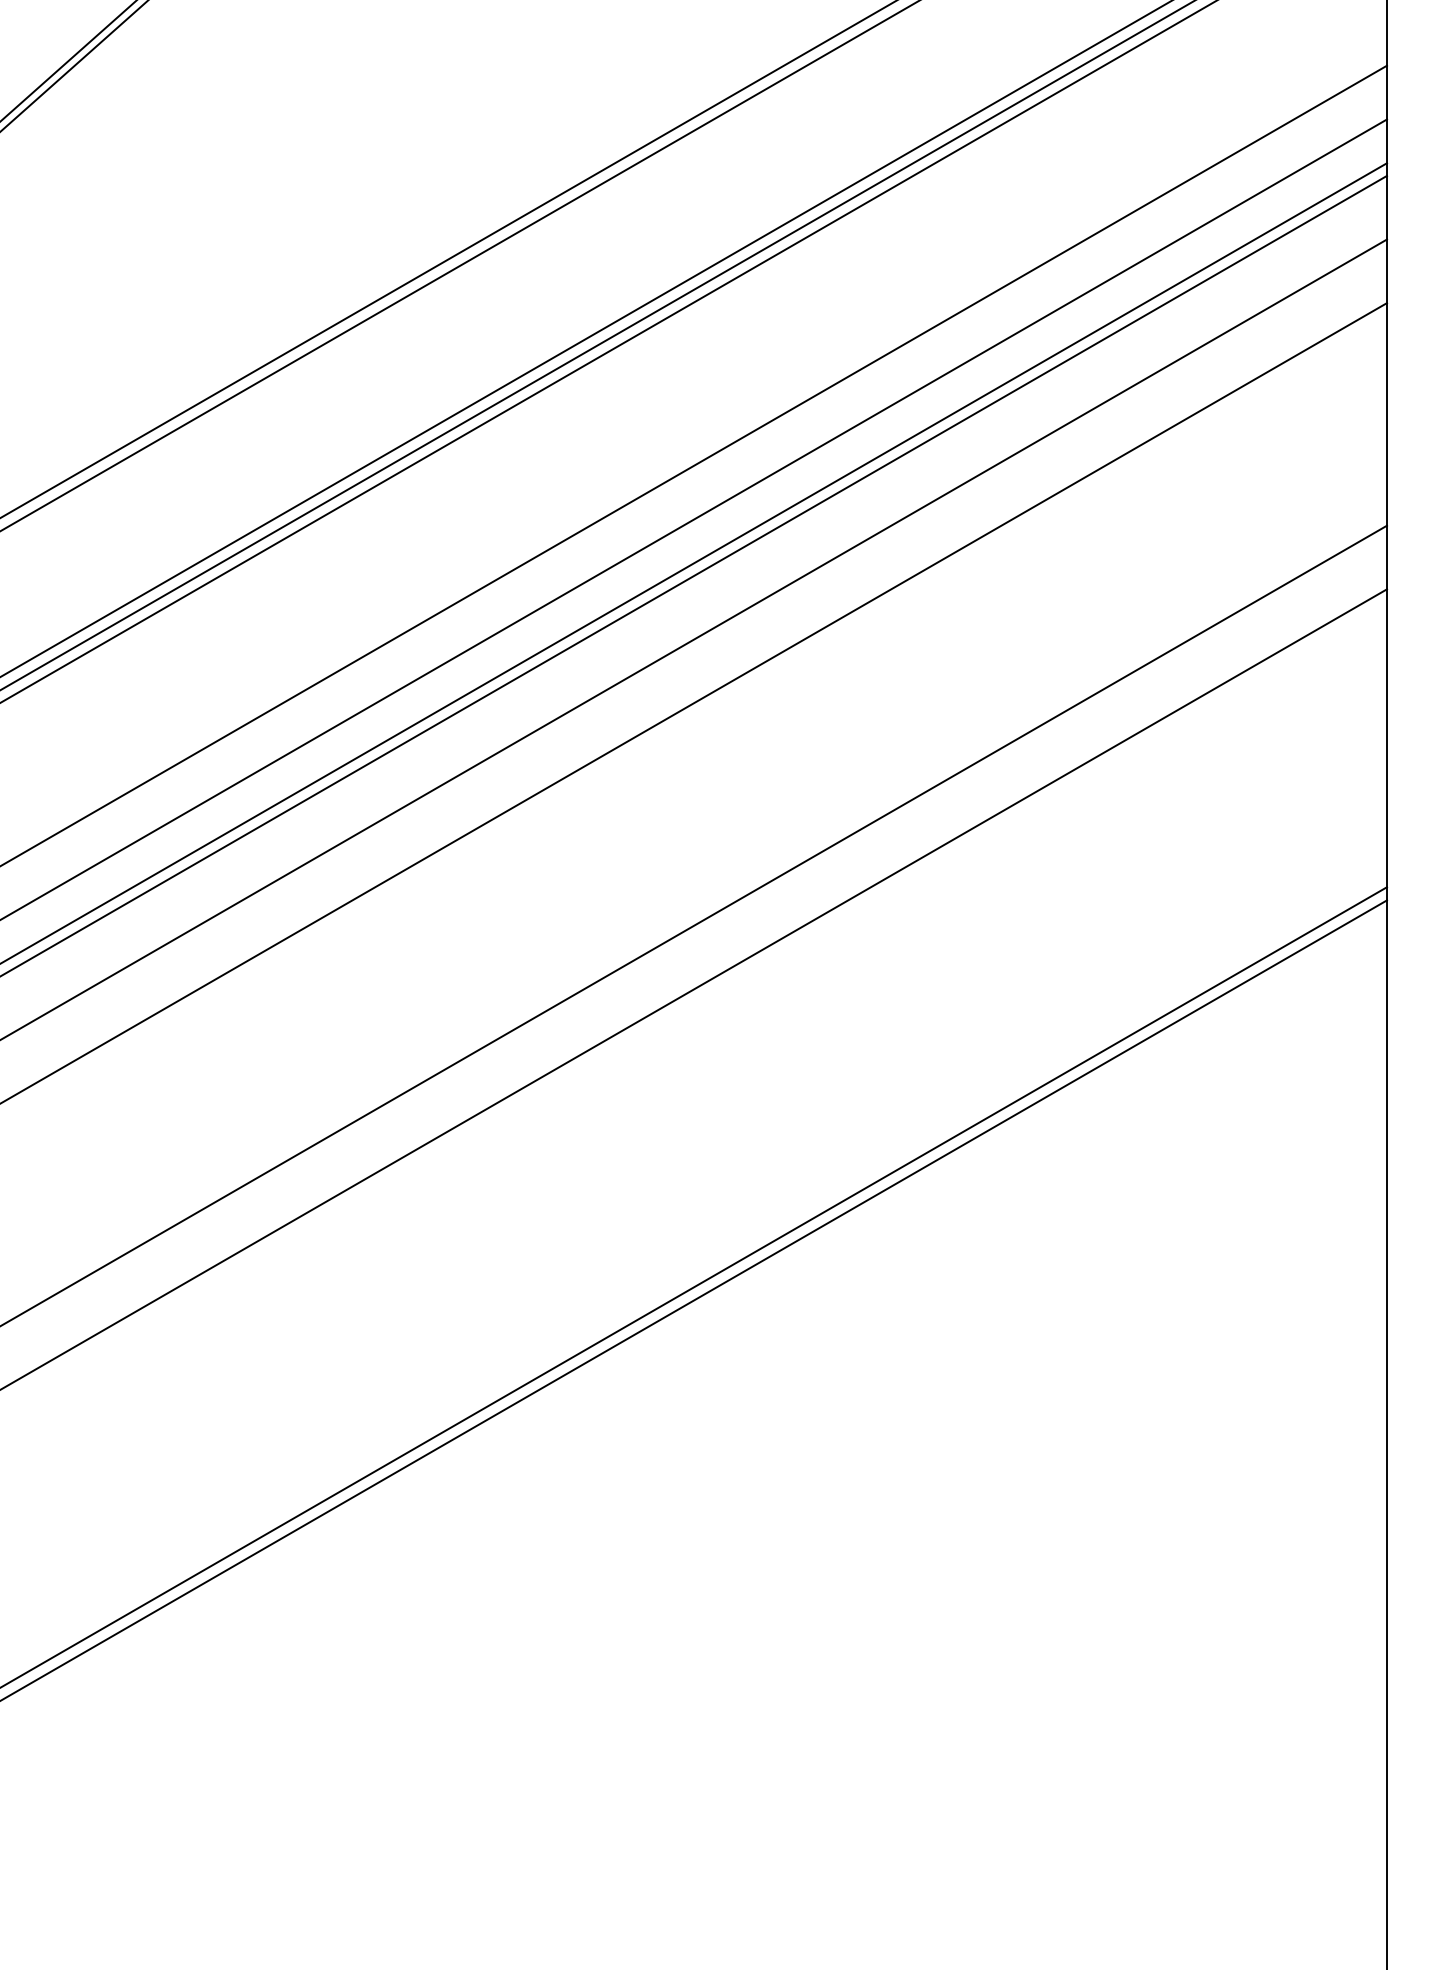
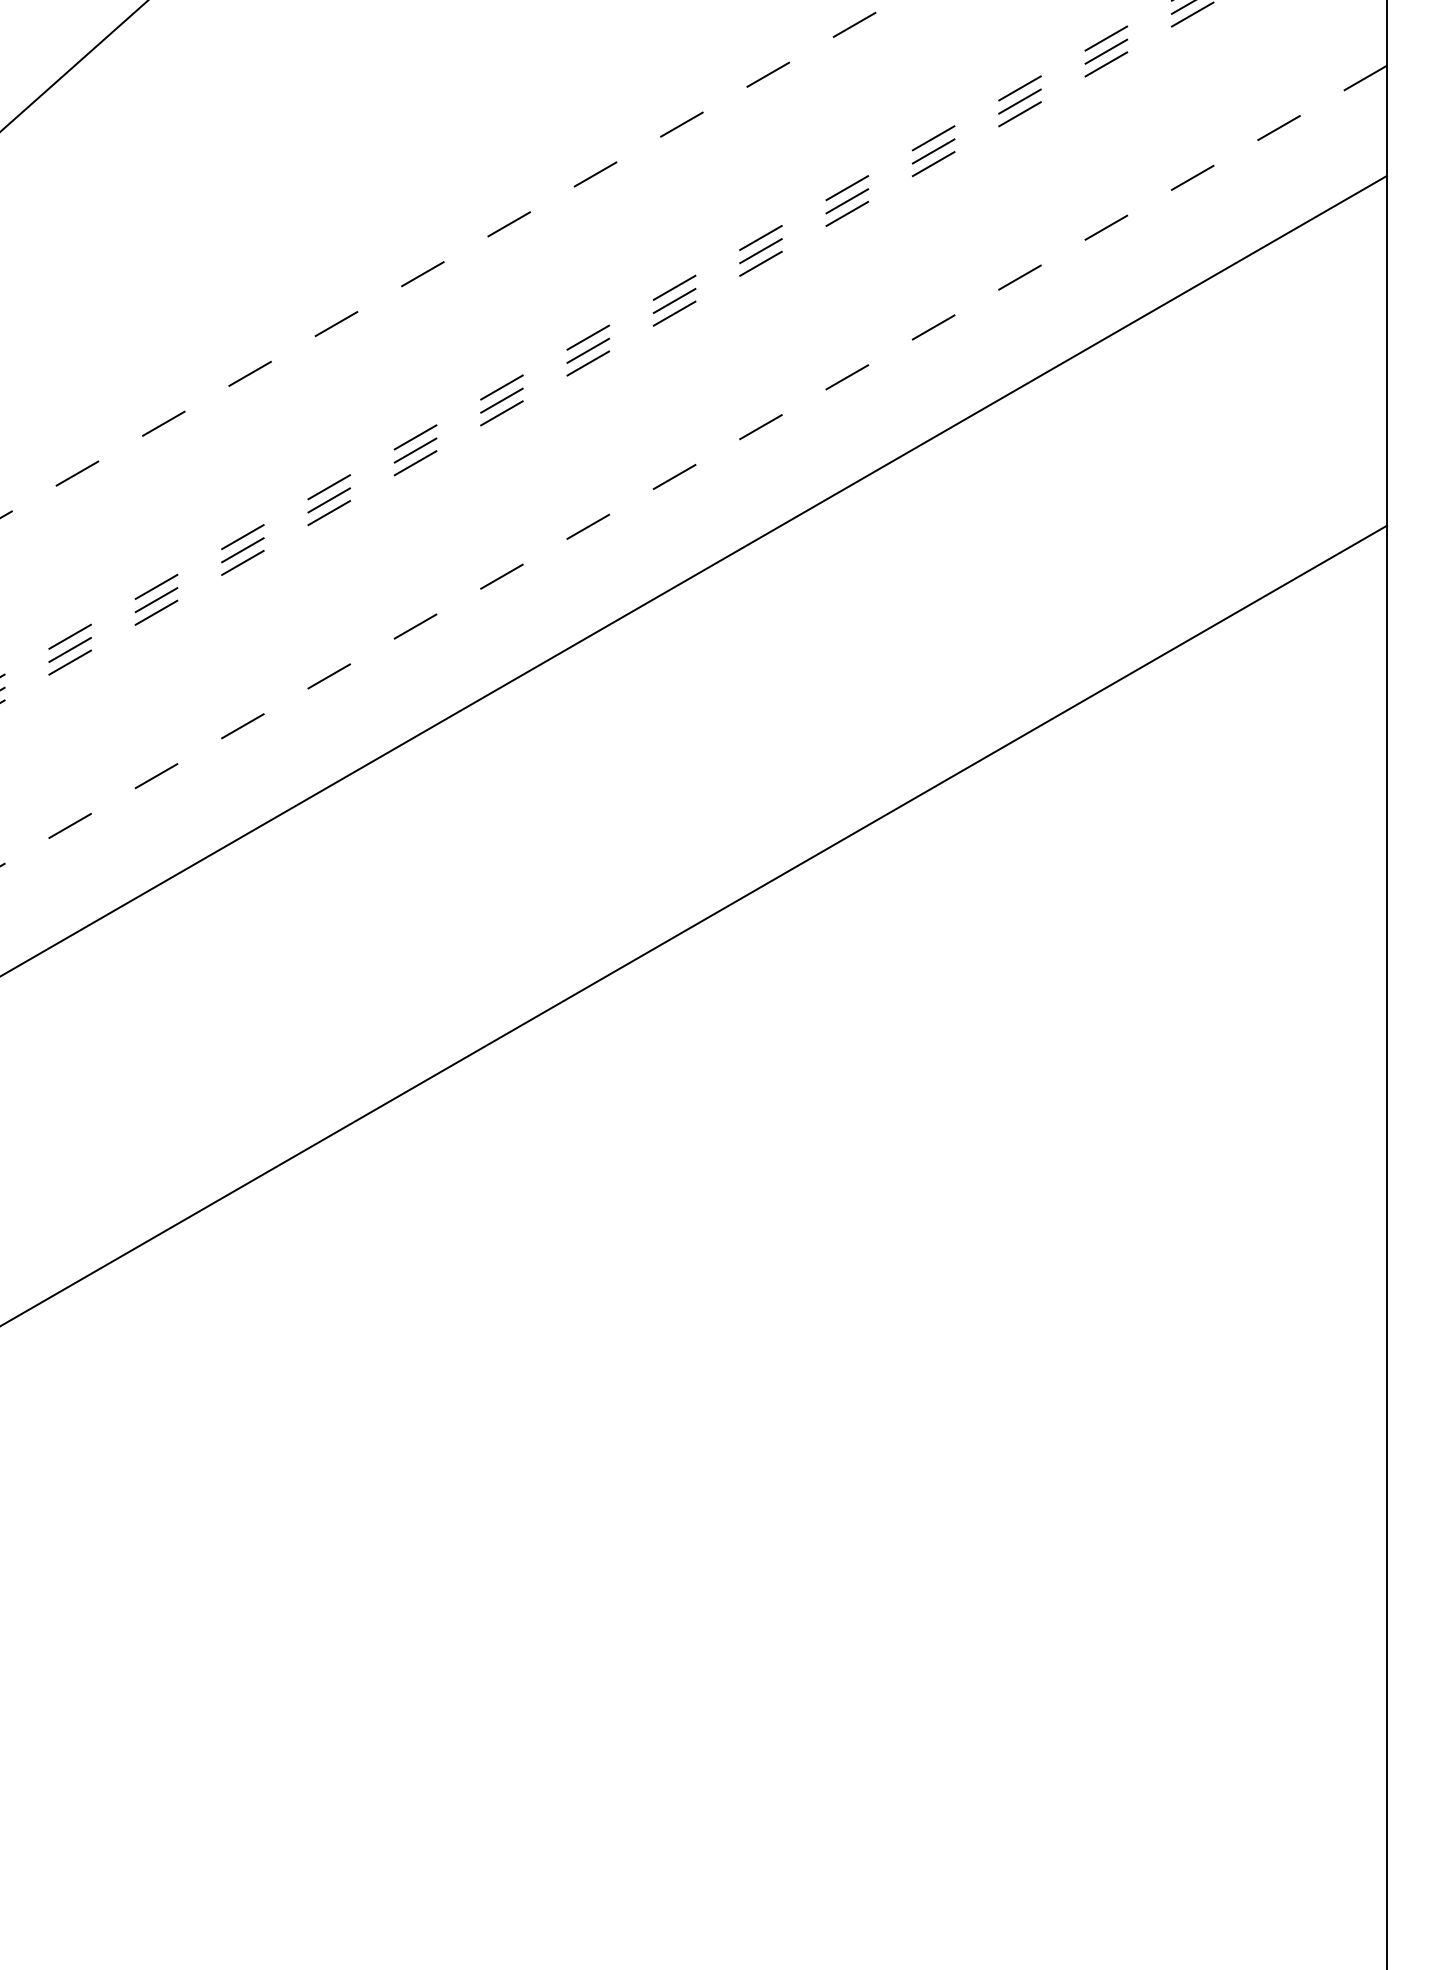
line: present -> none (68, 60)
line: solid -> dashed (449, 258)
line: present -> none (459, 266)
line: solid -> dashed (586, 338)
line: solid -> dashed (598, 345)
line: solid -> dashed (608, 351)
line: solid -> dashed (693, 466)
line: present -> none (694, 518)
line: present -> none (694, 562)
line: present -> none (694, 638)
line: present -> none (694, 702)
line: present -> none (694, 988)
line: present -> none (694, 1286)
line: present -> none (694, 1299)
